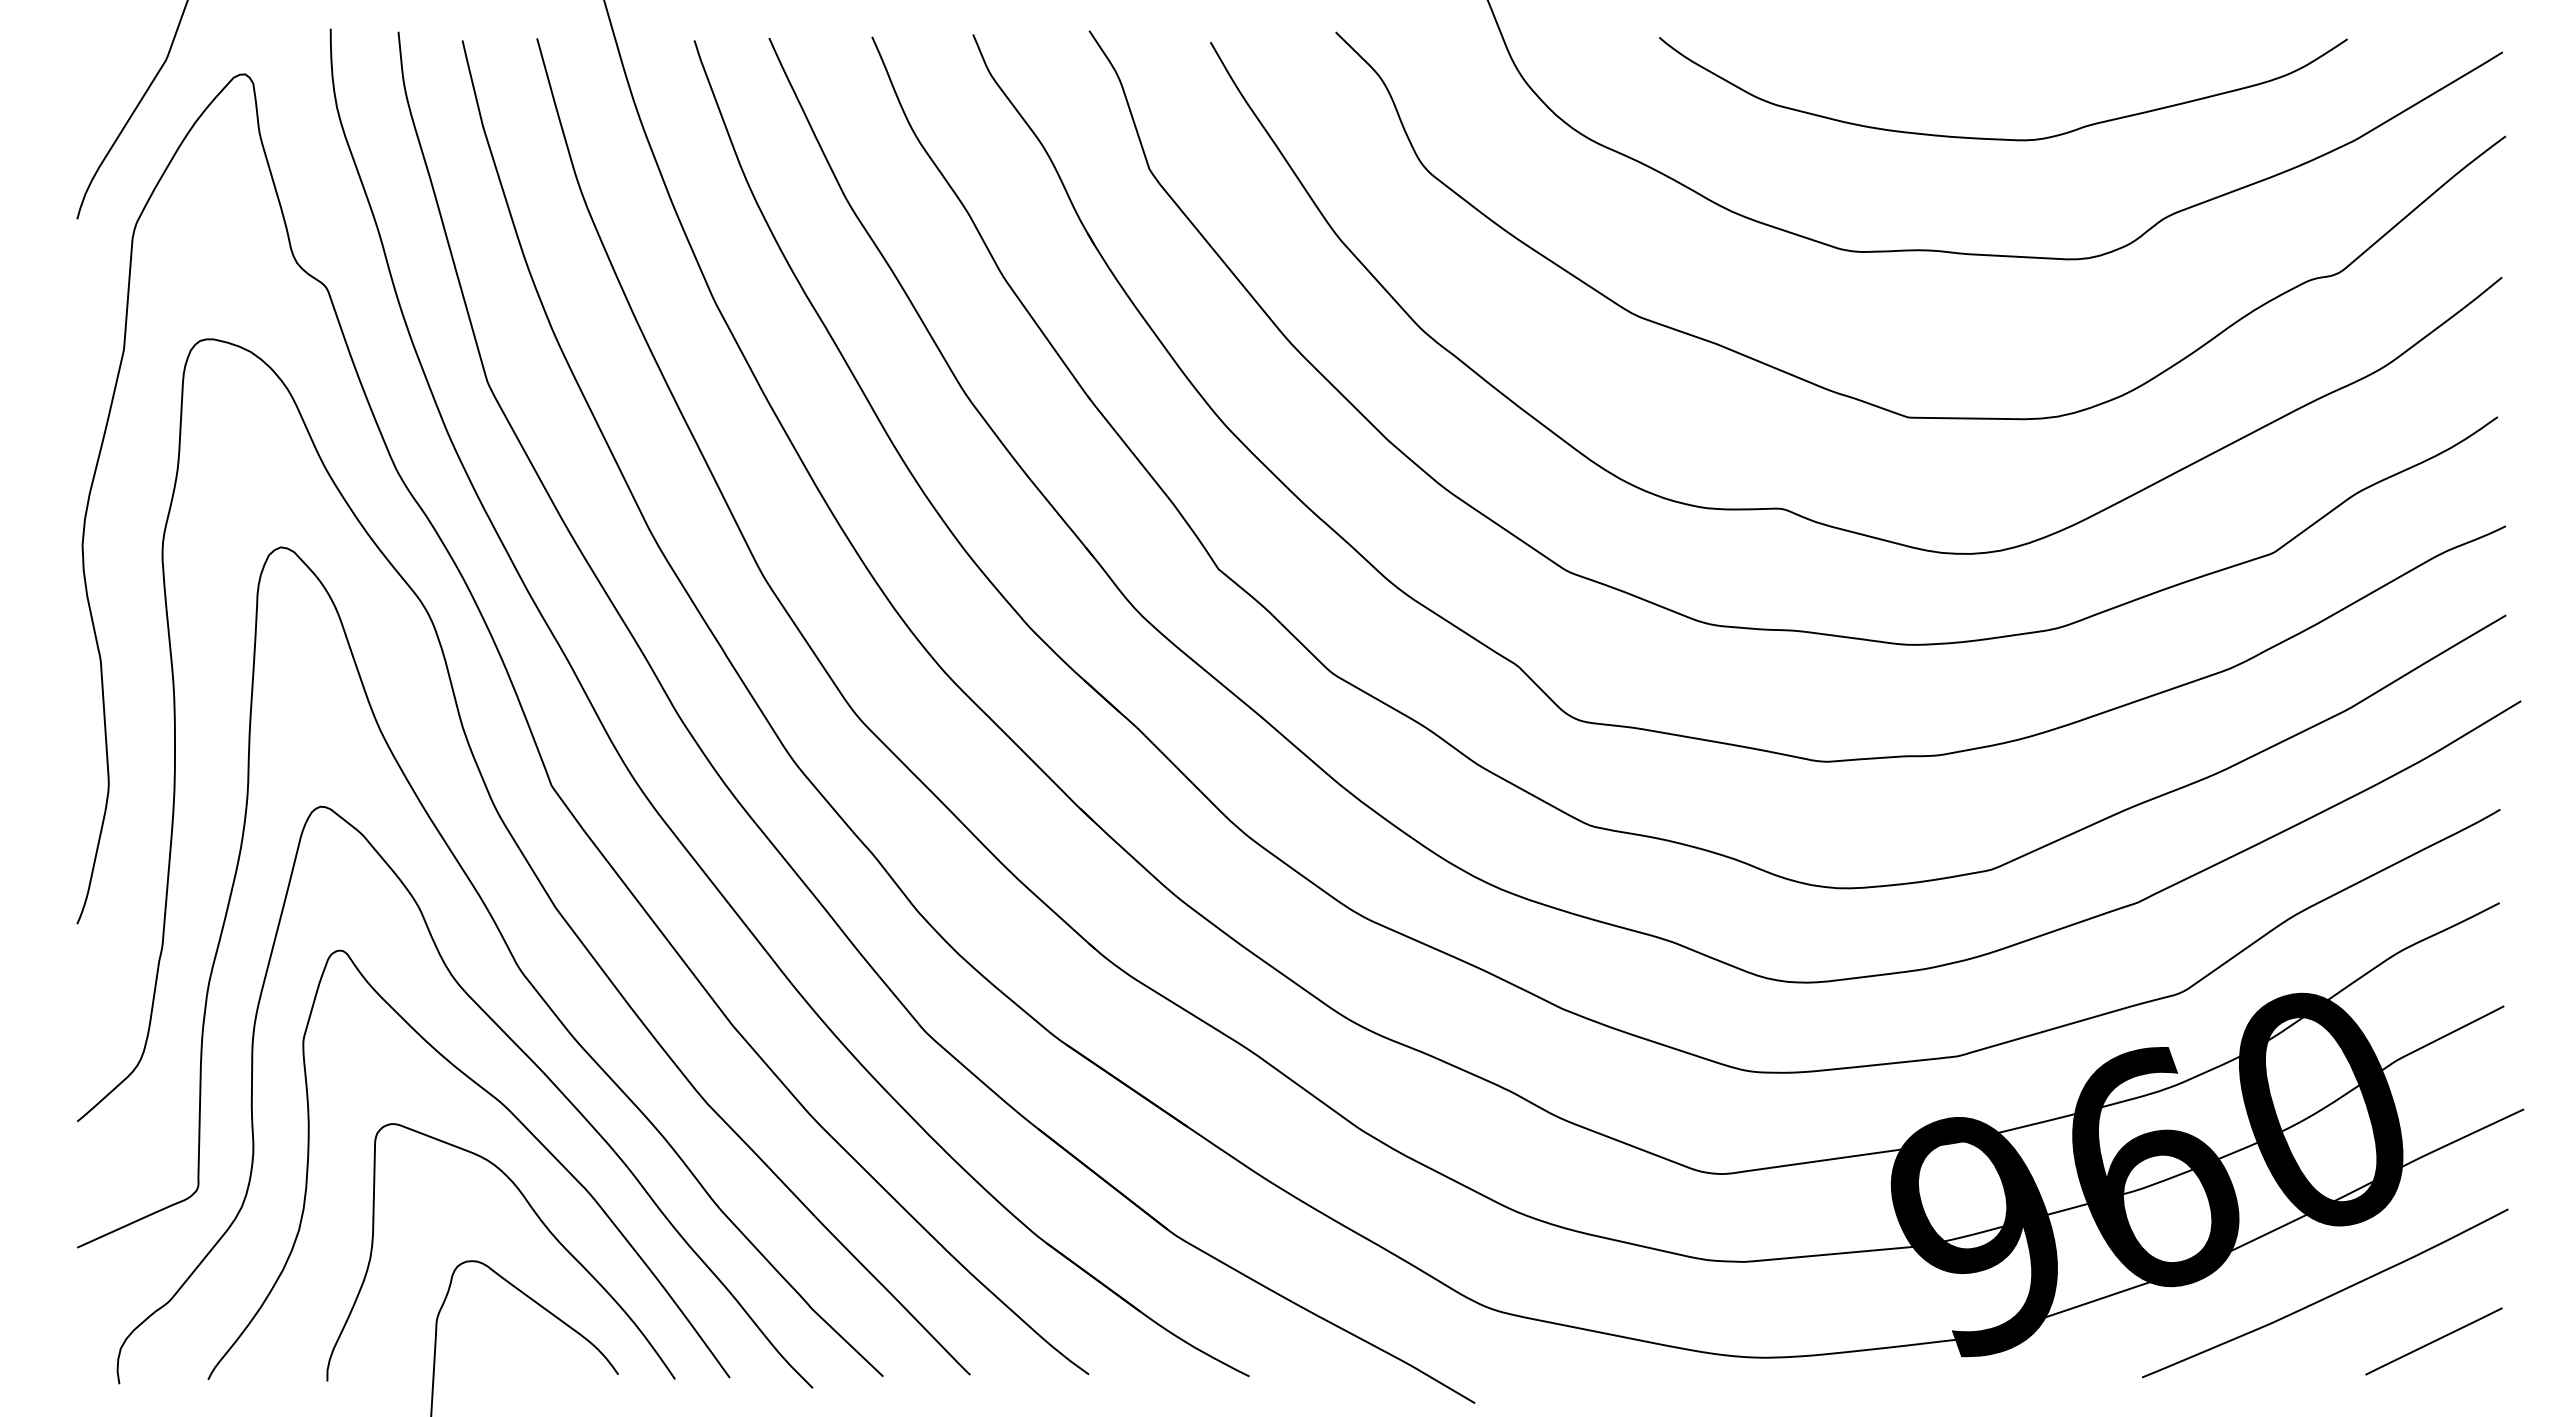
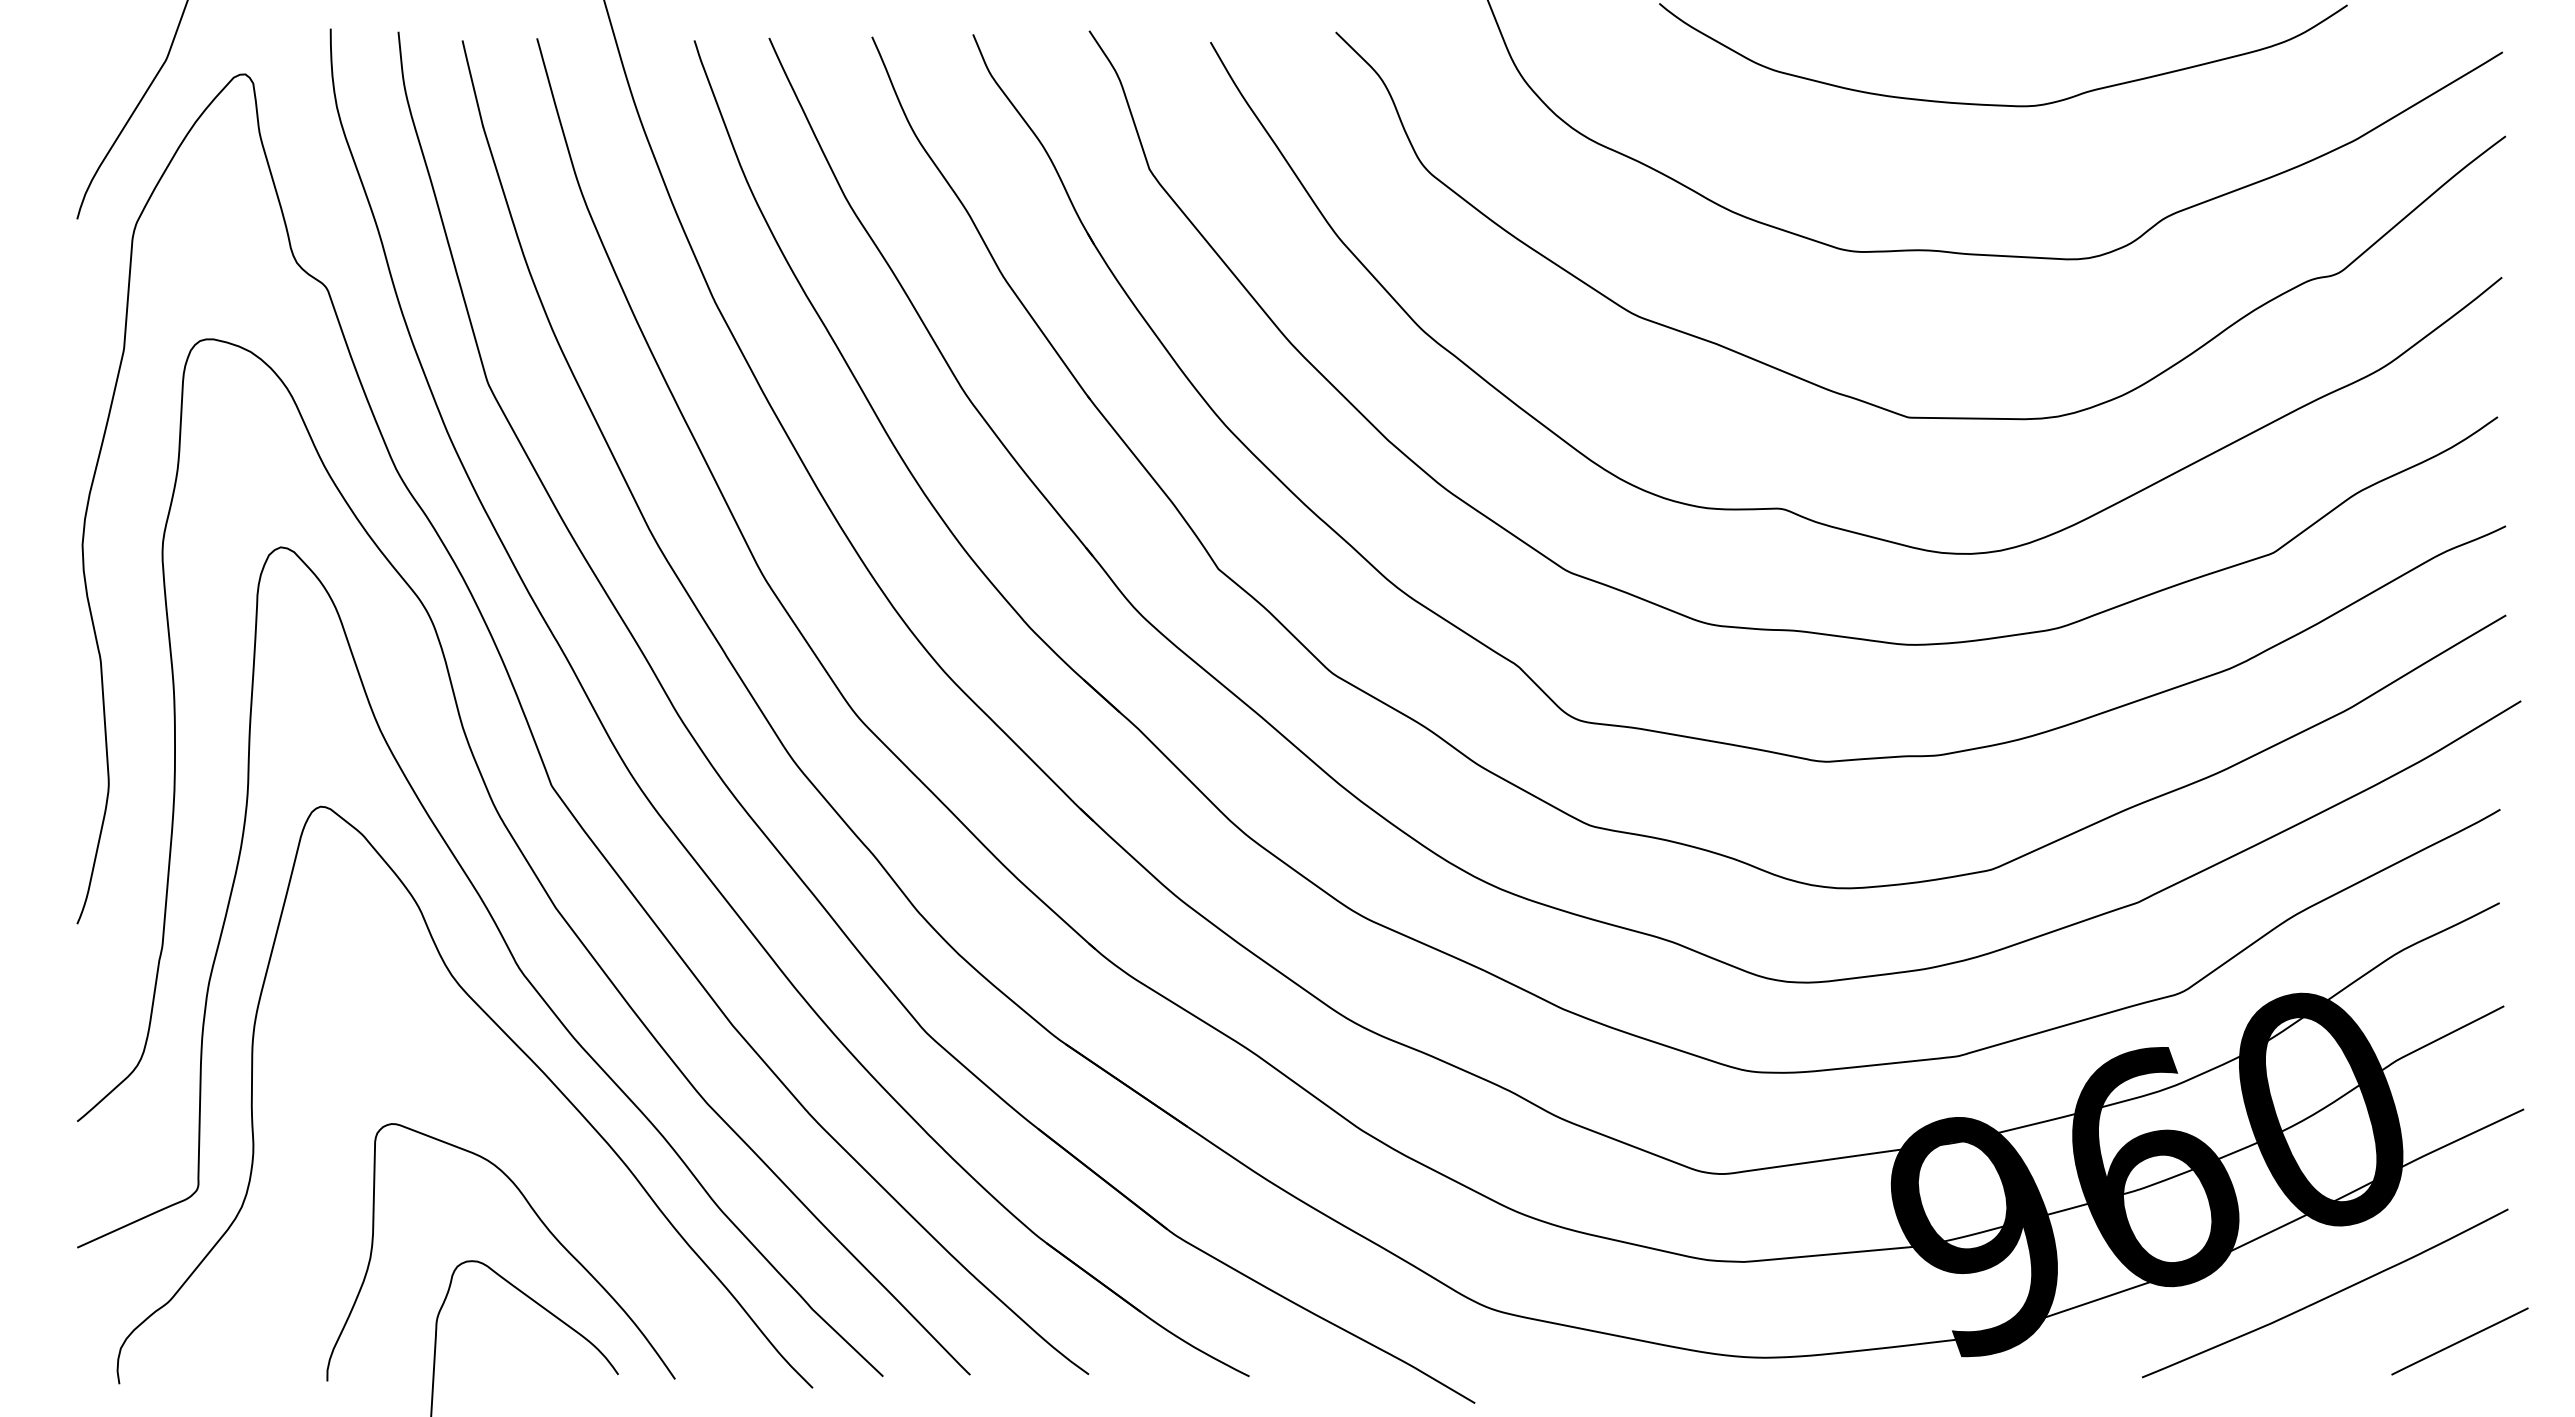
curve position: (2003, 138) -> (2003, 104) (2003, 104)
curve: present -> none (514, 1117)
line position: (2433, 1341) -> (2459, 1341) (2459, 1341)
